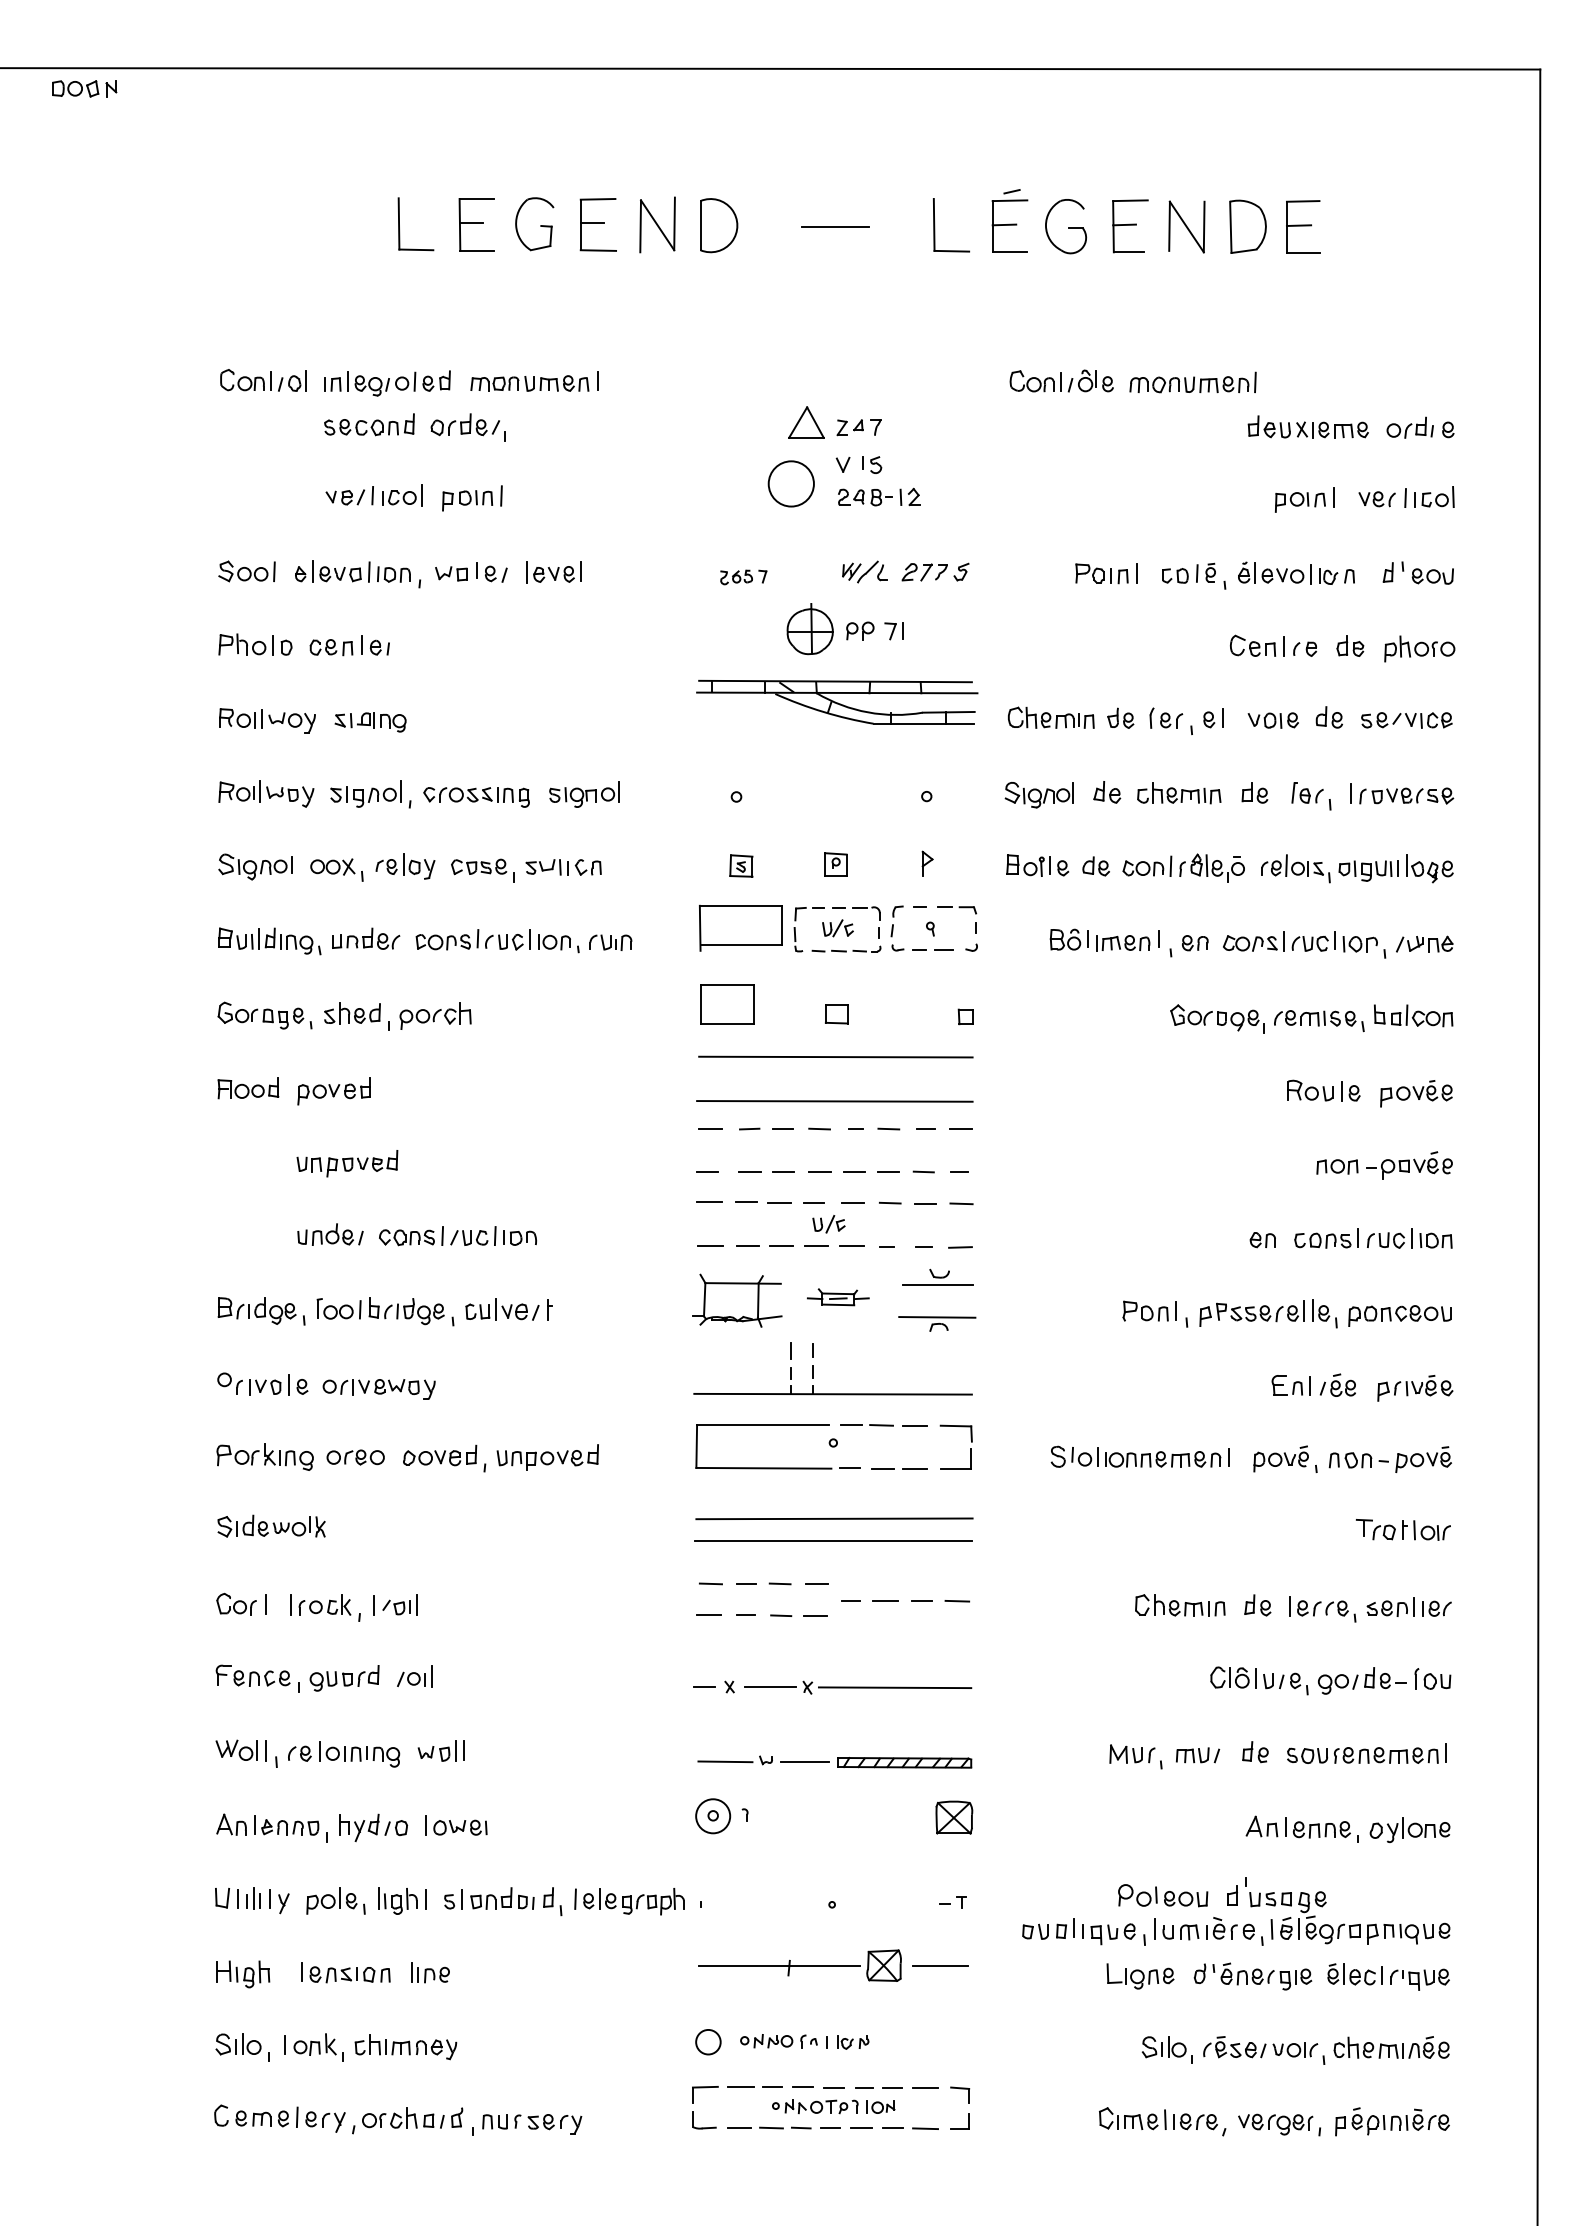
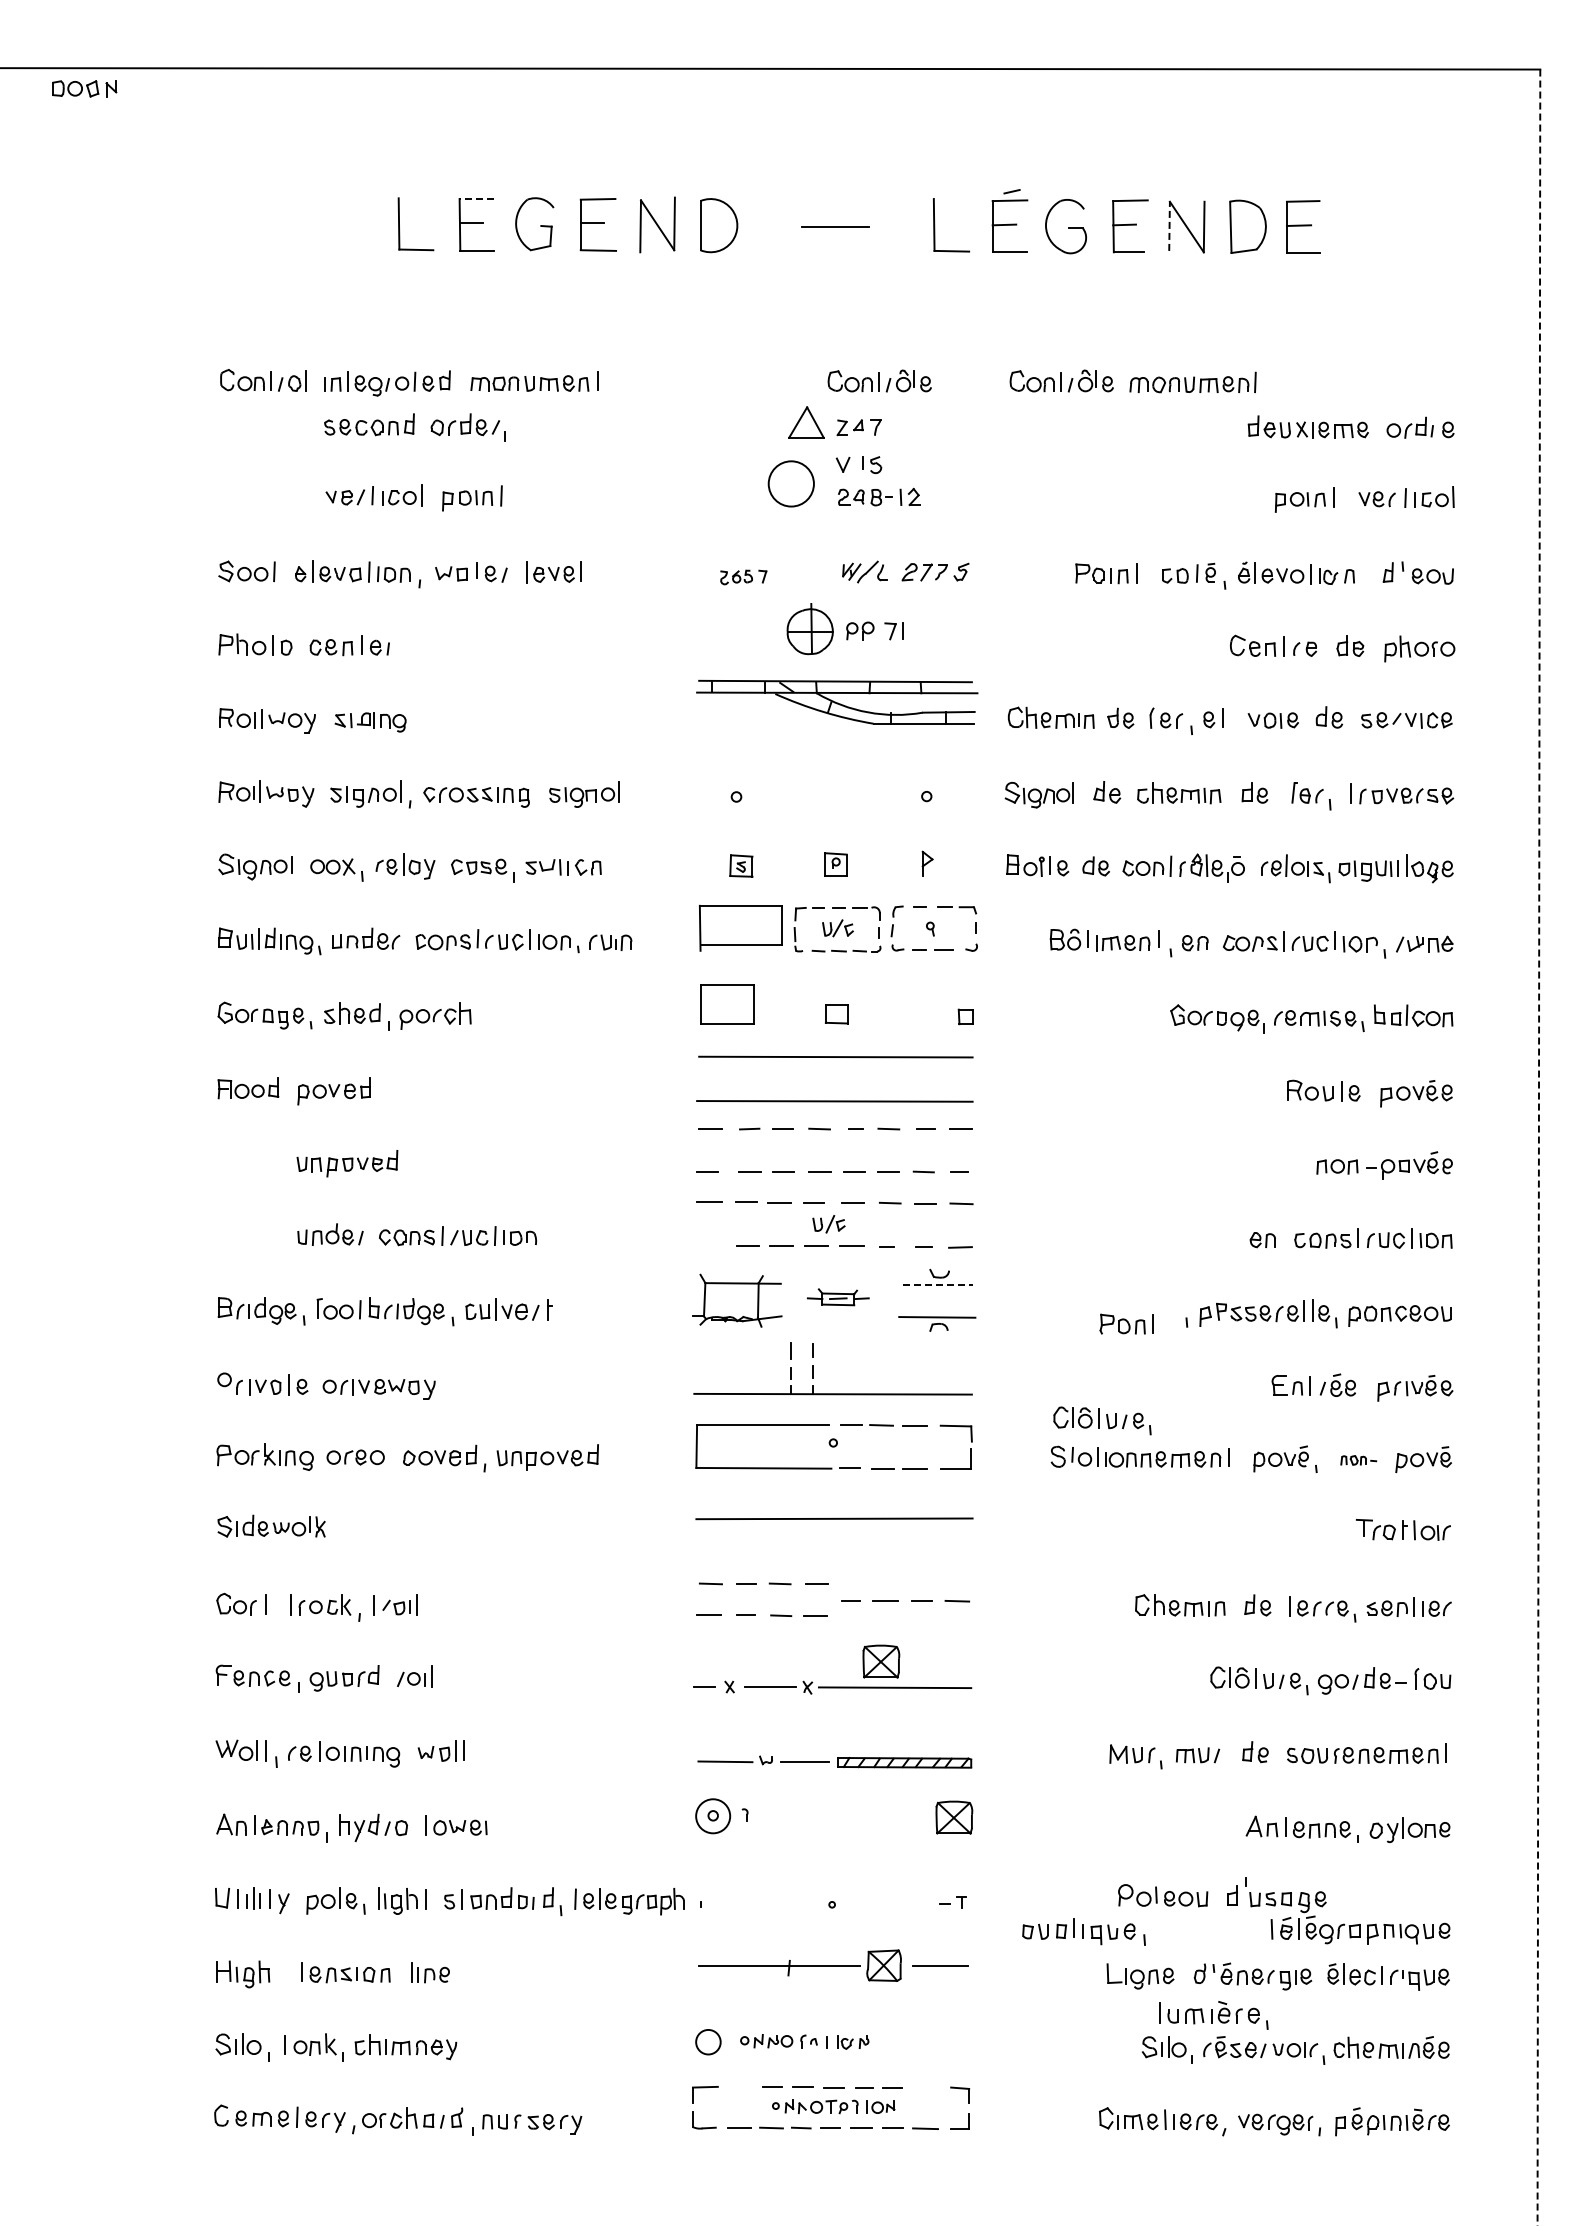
line: solid -> dashed (476, 199)
line: solid -> dashed (1169, 226)
part: none -> present (879, 380)
line: solid -> dashed (1538, 1148)
line: present -> none (710, 1245)
line: solid -> dashed (937, 1284)
part position: (1149, 1310) -> (1126, 1323) (1126, 1323)
part: none -> present (1102, 1420)
part size: 61x17 px -> 38x11 px (1358, 1460)
line: present -> none (833, 1540)
part: none -> present (881, 1661)
part position: (1208, 1931) -> (1213, 2015) (1213, 2015)
line: present -> none (740, 2086)
line: present -> none (925, 2087)
